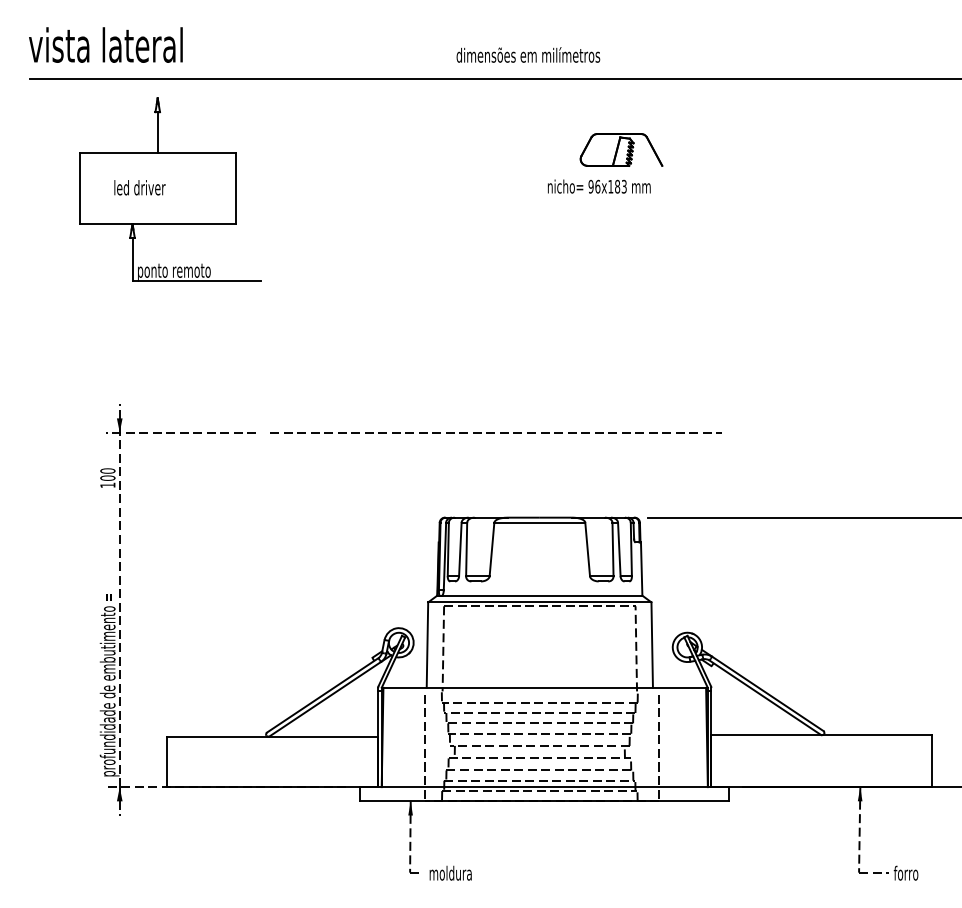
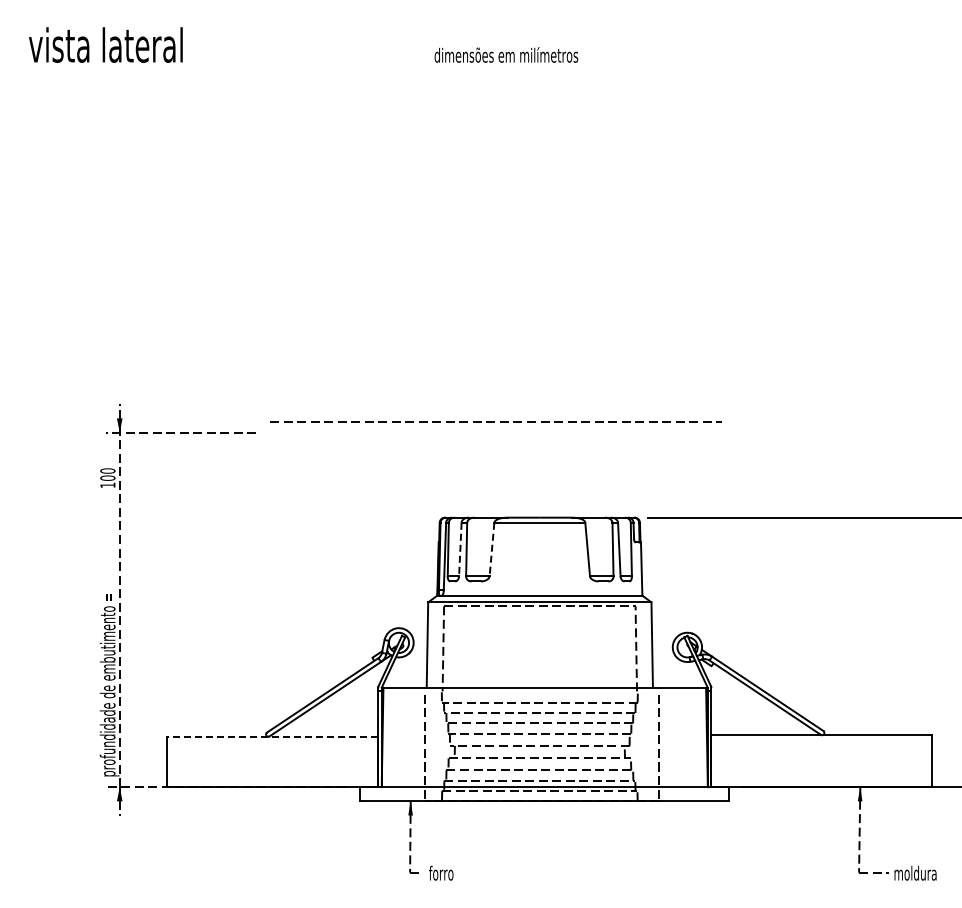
text position: (528, 54) -> (506, 54) (506, 54)
line: present -> none (493, 78)
part: present -> none (605, 163)
part: present -> none (170, 189)
line position: (494, 432) -> (494, 421) (494, 421)
line: solid -> dashed (460, 549)
line: solid -> dashed (492, 549)
line: solid -> dashed (272, 736)
text: moldura -> forro (450, 872)
text: forro -> moldura (914, 872)
